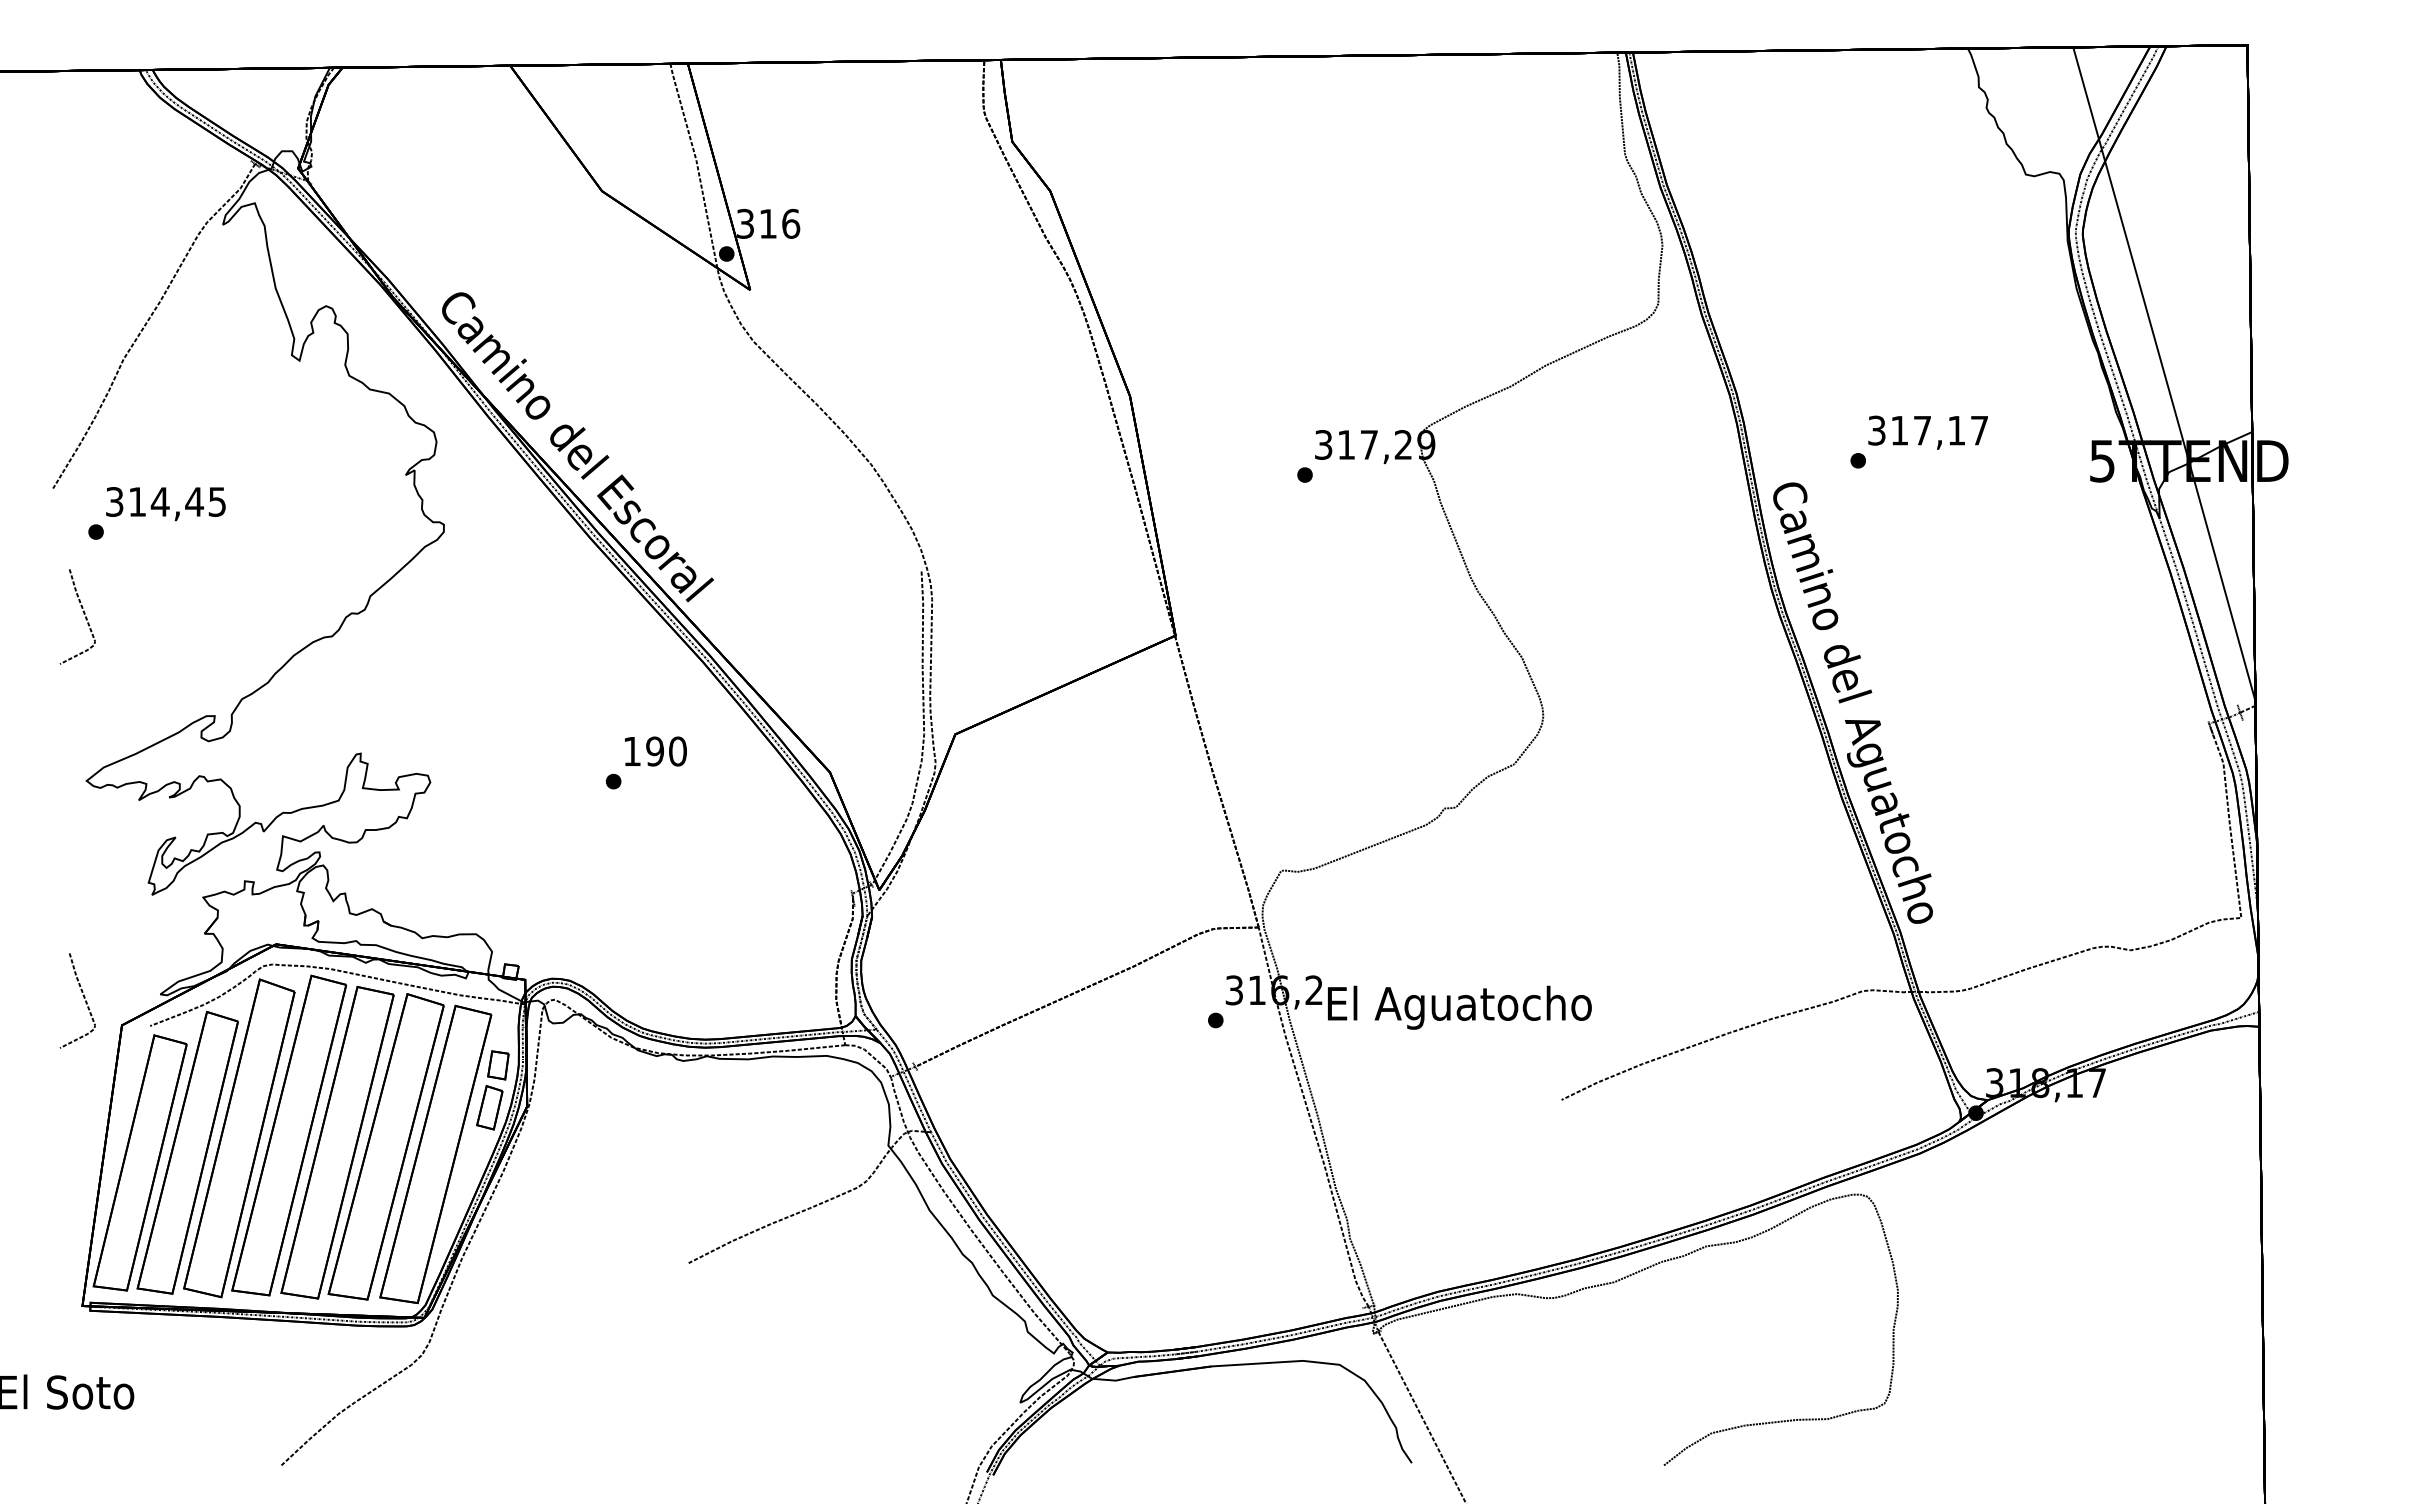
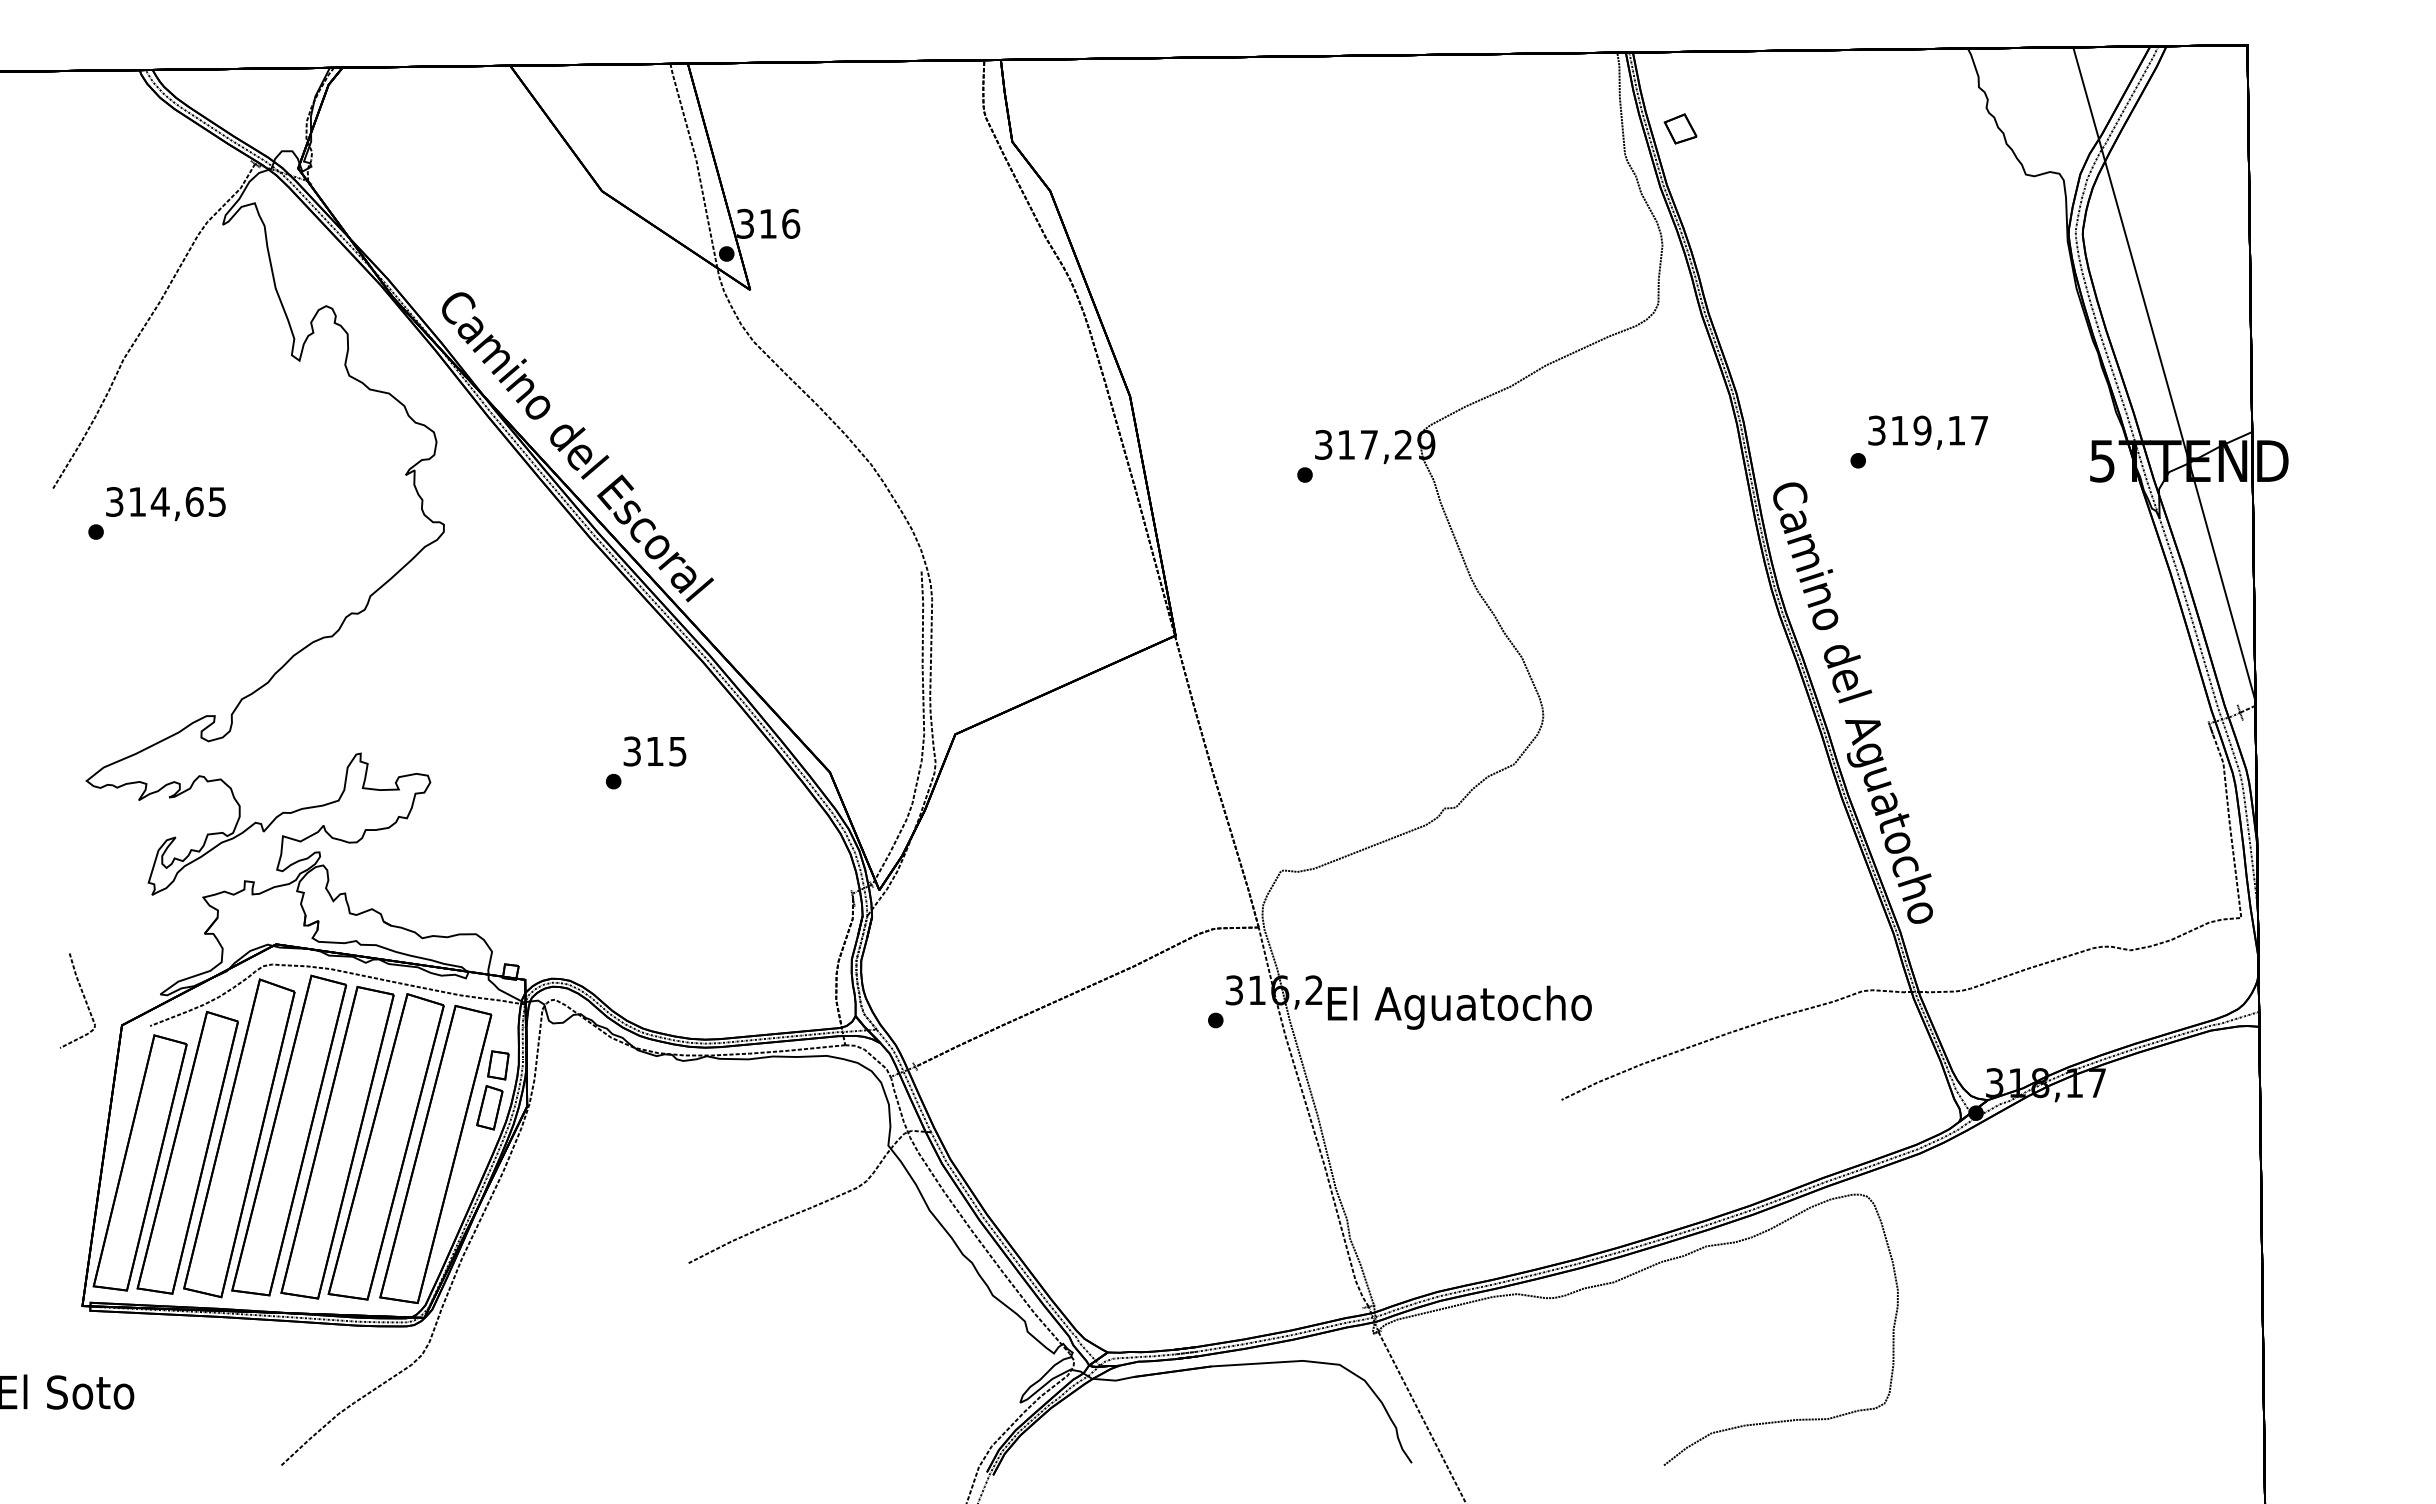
part: none -> present (1680, 128)
text: 317,17 -> 319,17 (1922, 430)
text: 314,45 -> 314,65 (194, 501)
curve: present -> none (83, 614)
text: 190 -> 315 (654, 751)
